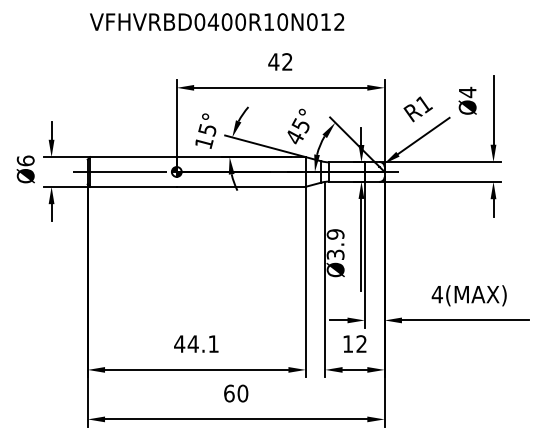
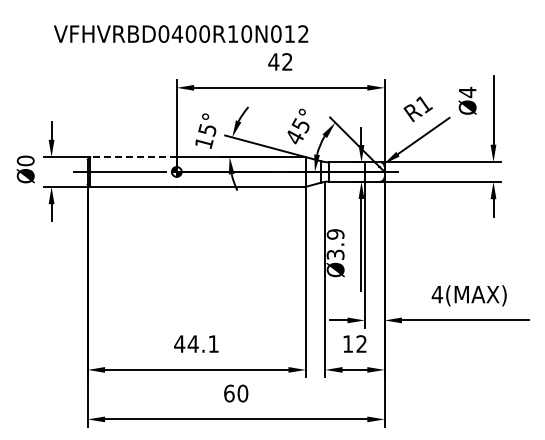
text position: (217, 21) -> (181, 33) (181, 33)
line: solid -> dashed (133, 157)
text: Ø6 -> Ø0 (25, 160)
